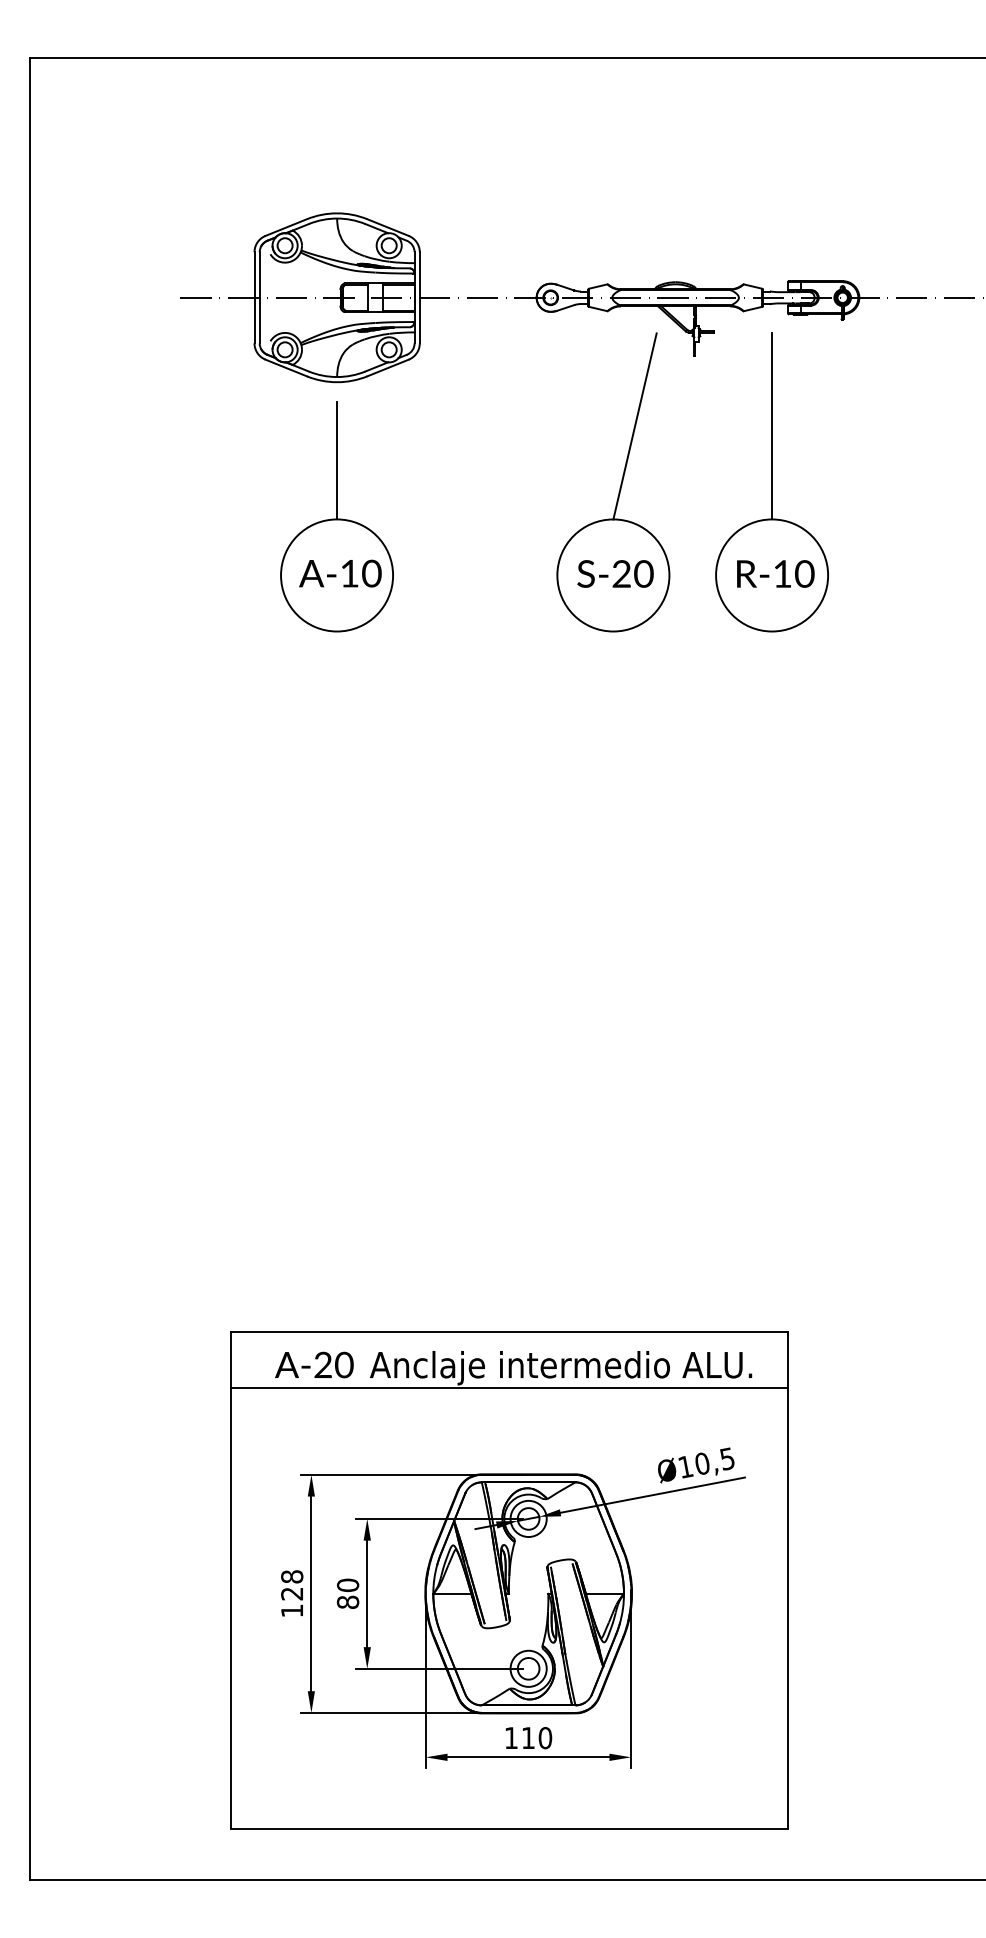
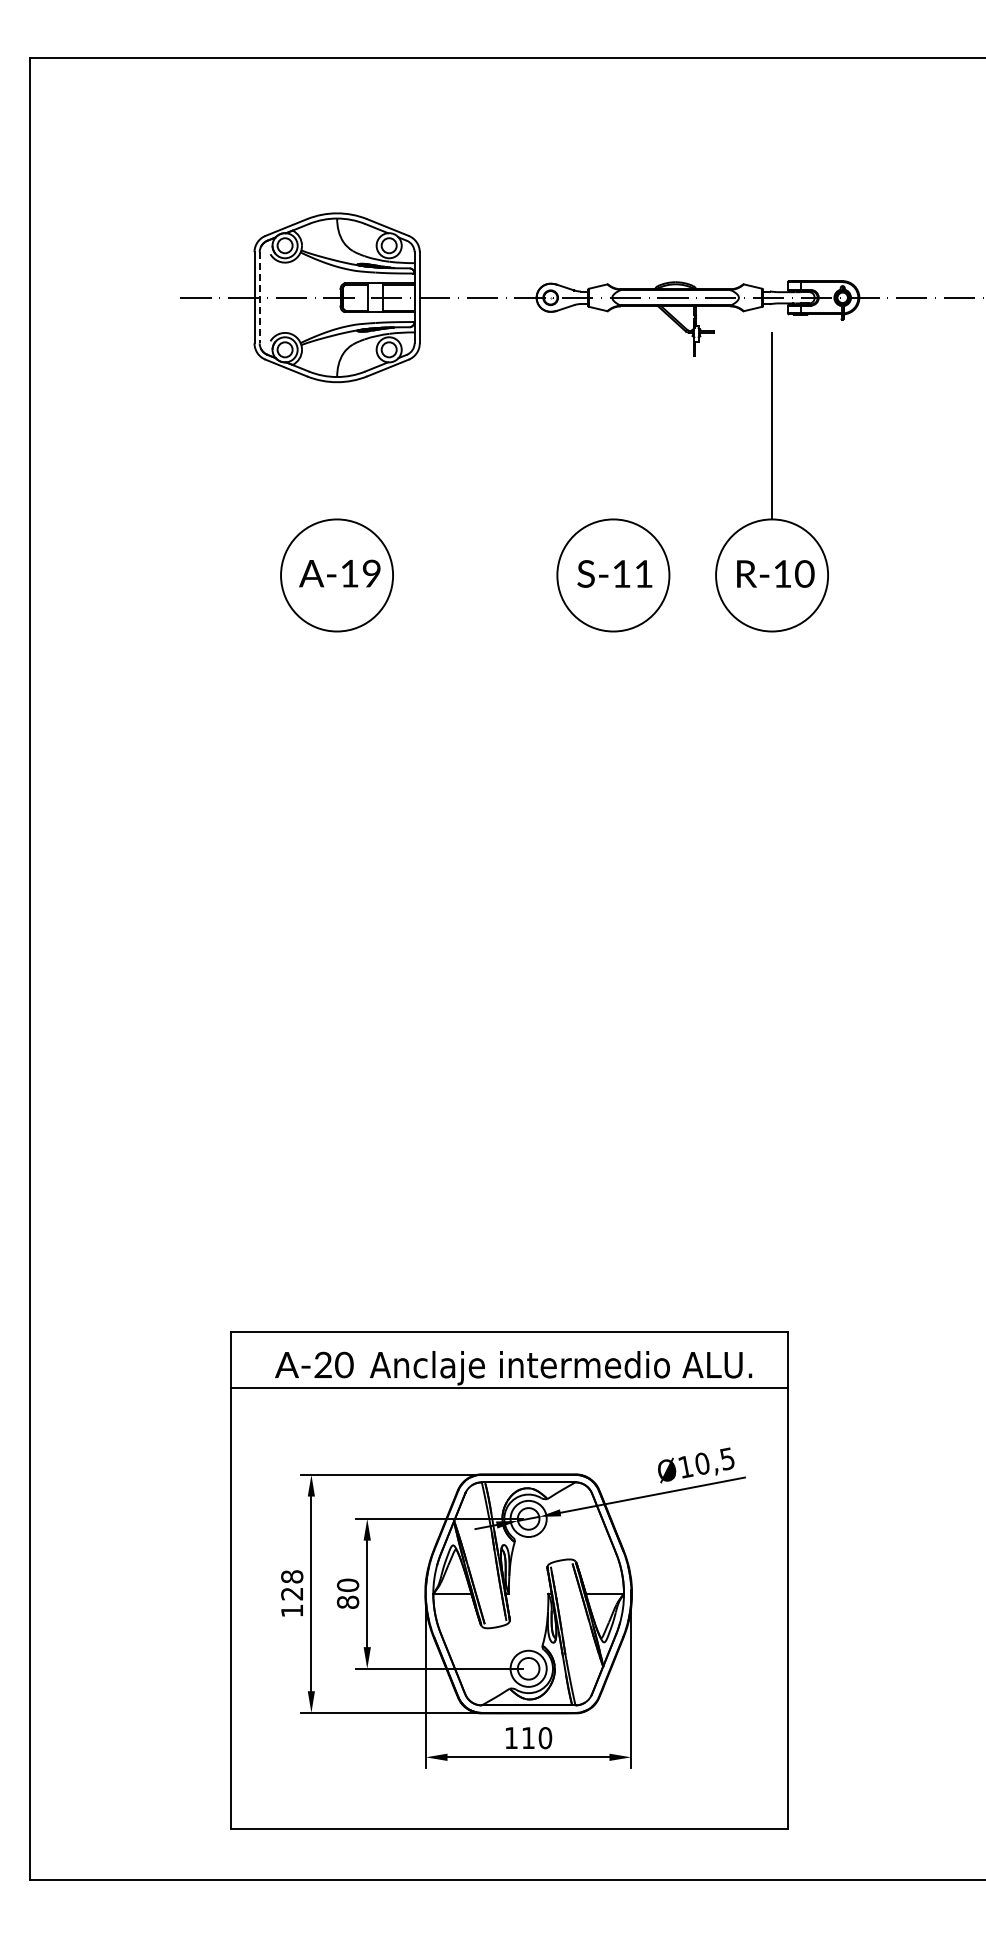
line: solid -> dashed (259, 297)
line: present -> none (634, 426)
line: present -> none (337, 460)
text: S-20 -> S-11 (632, 573)
text: A-10 -> A-19 (371, 574)
